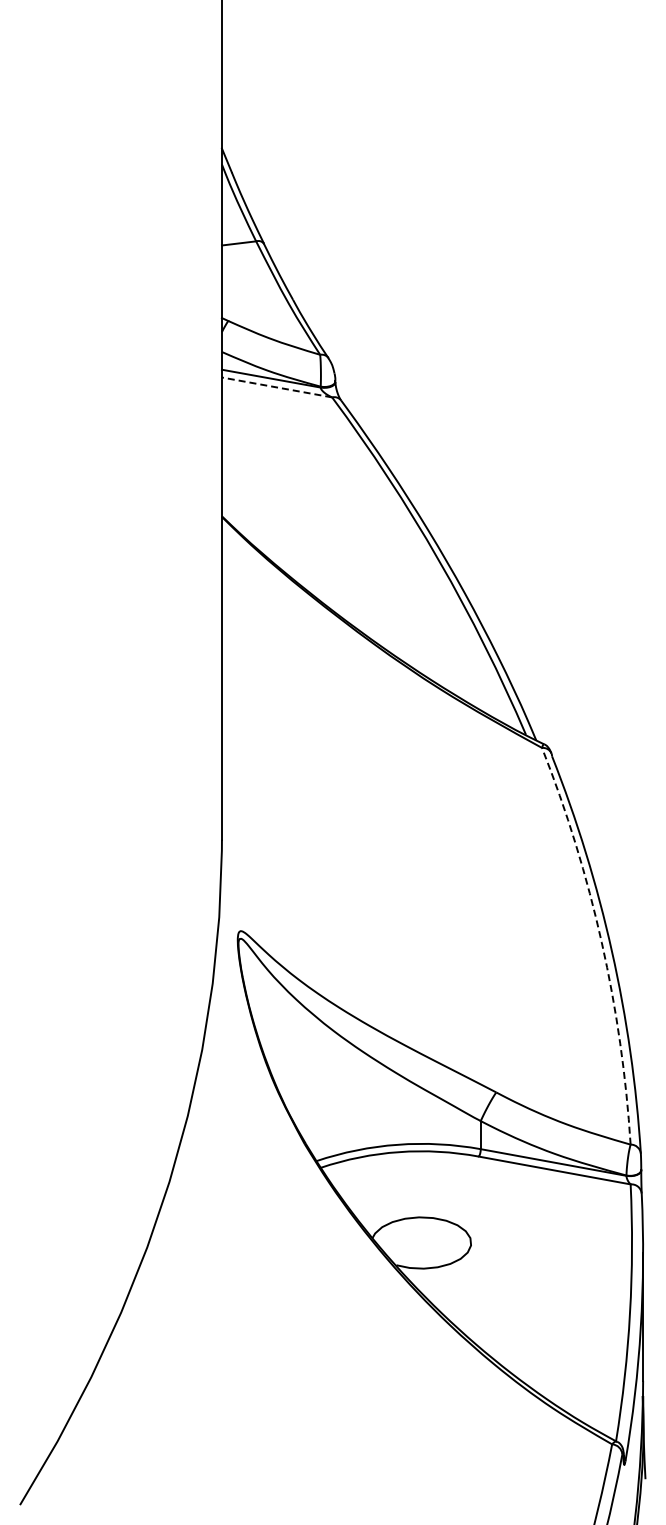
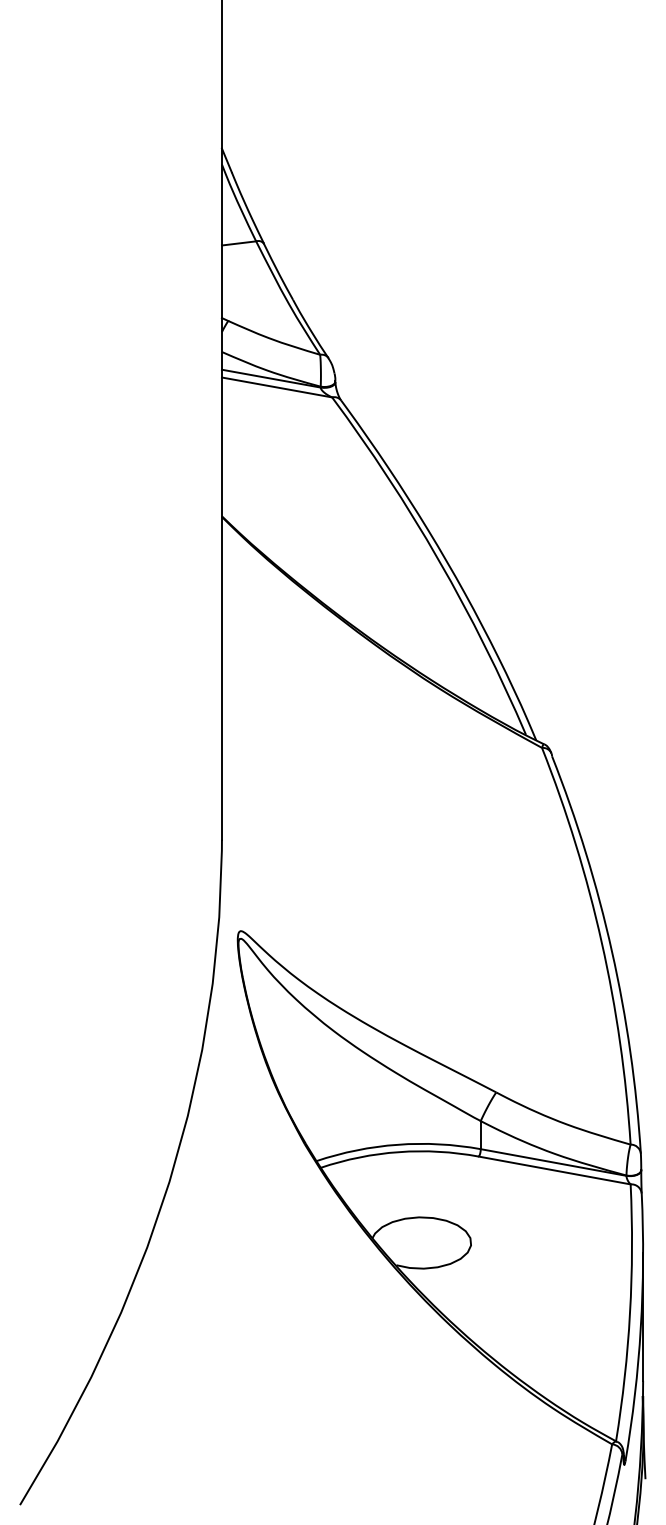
line: dashed -> solid (277, 387)
arc: dashed -> solid (601, 942)
